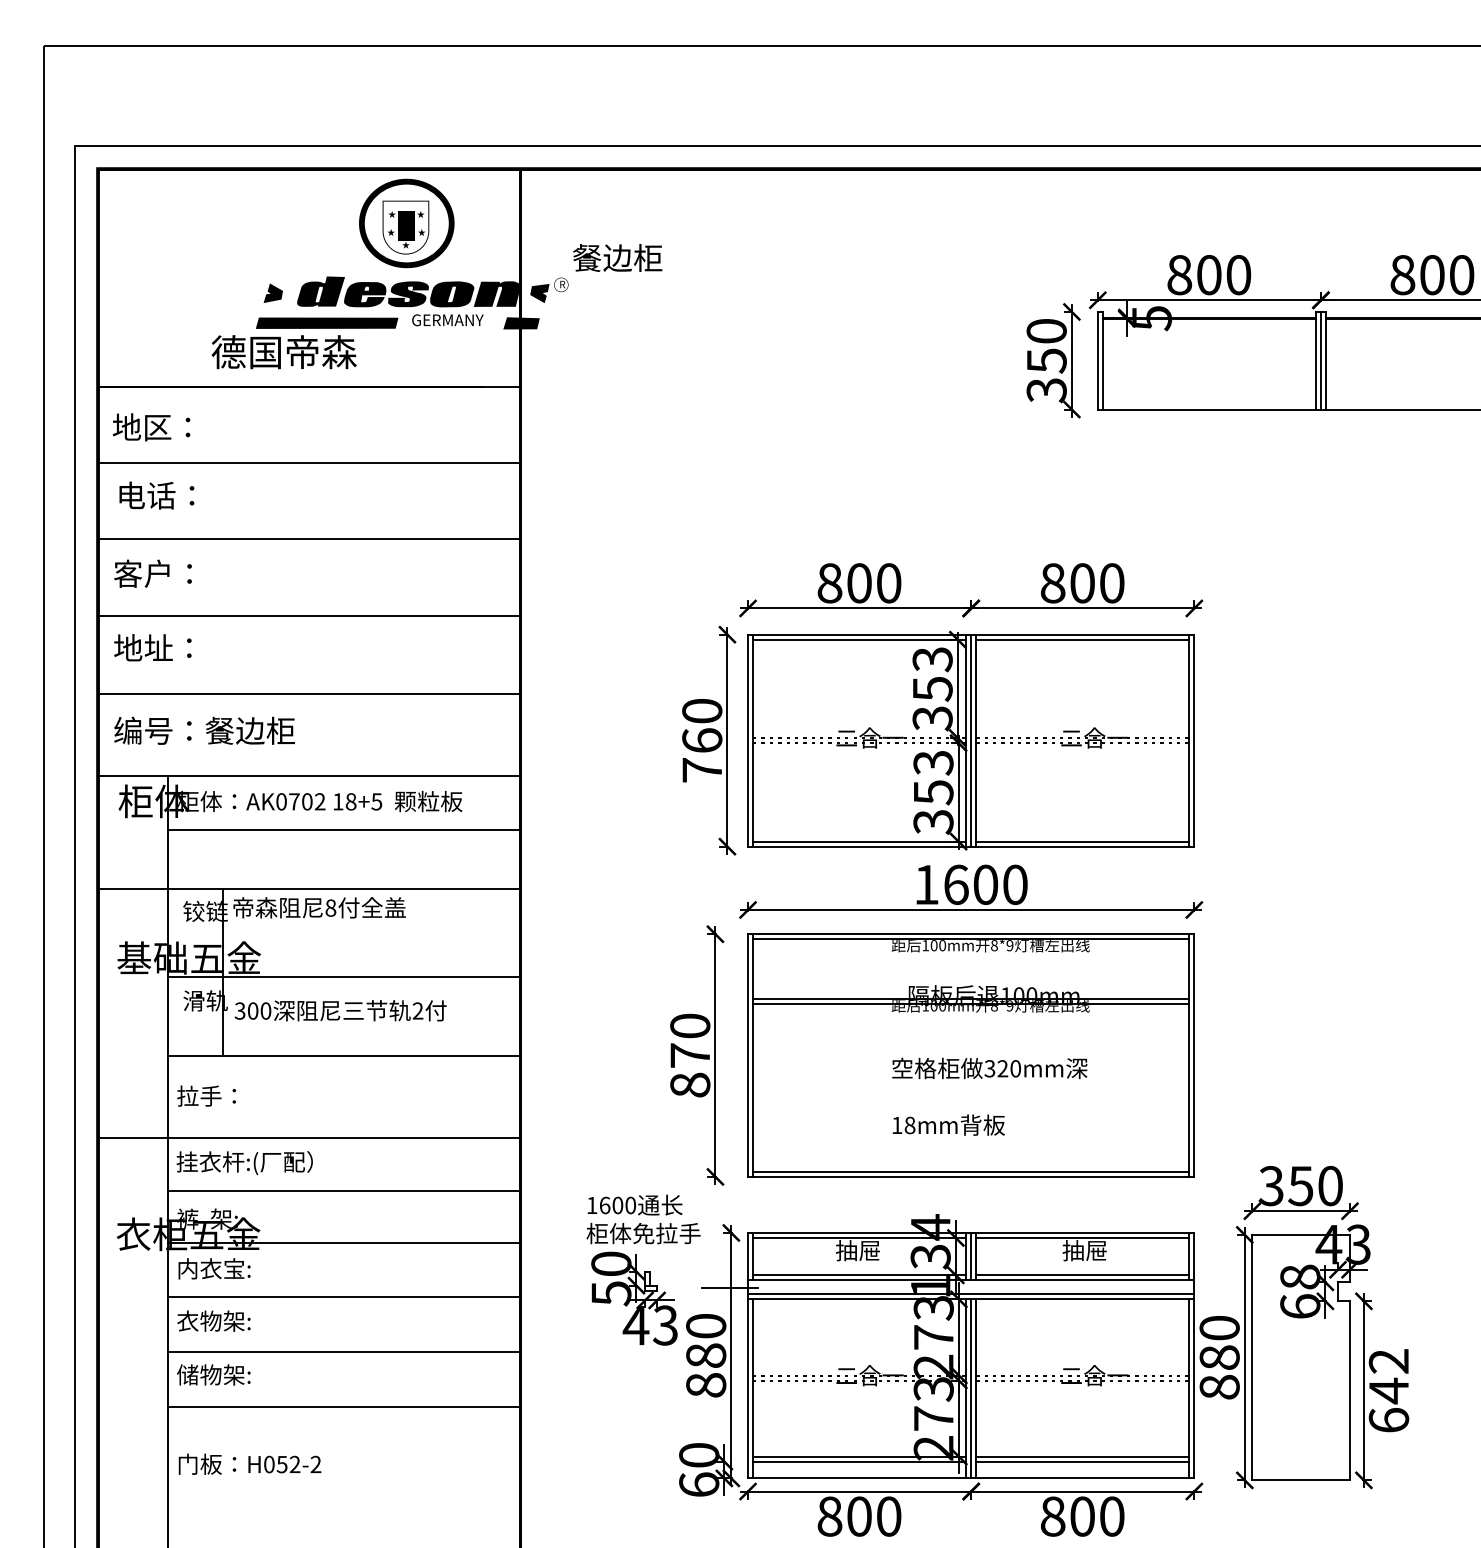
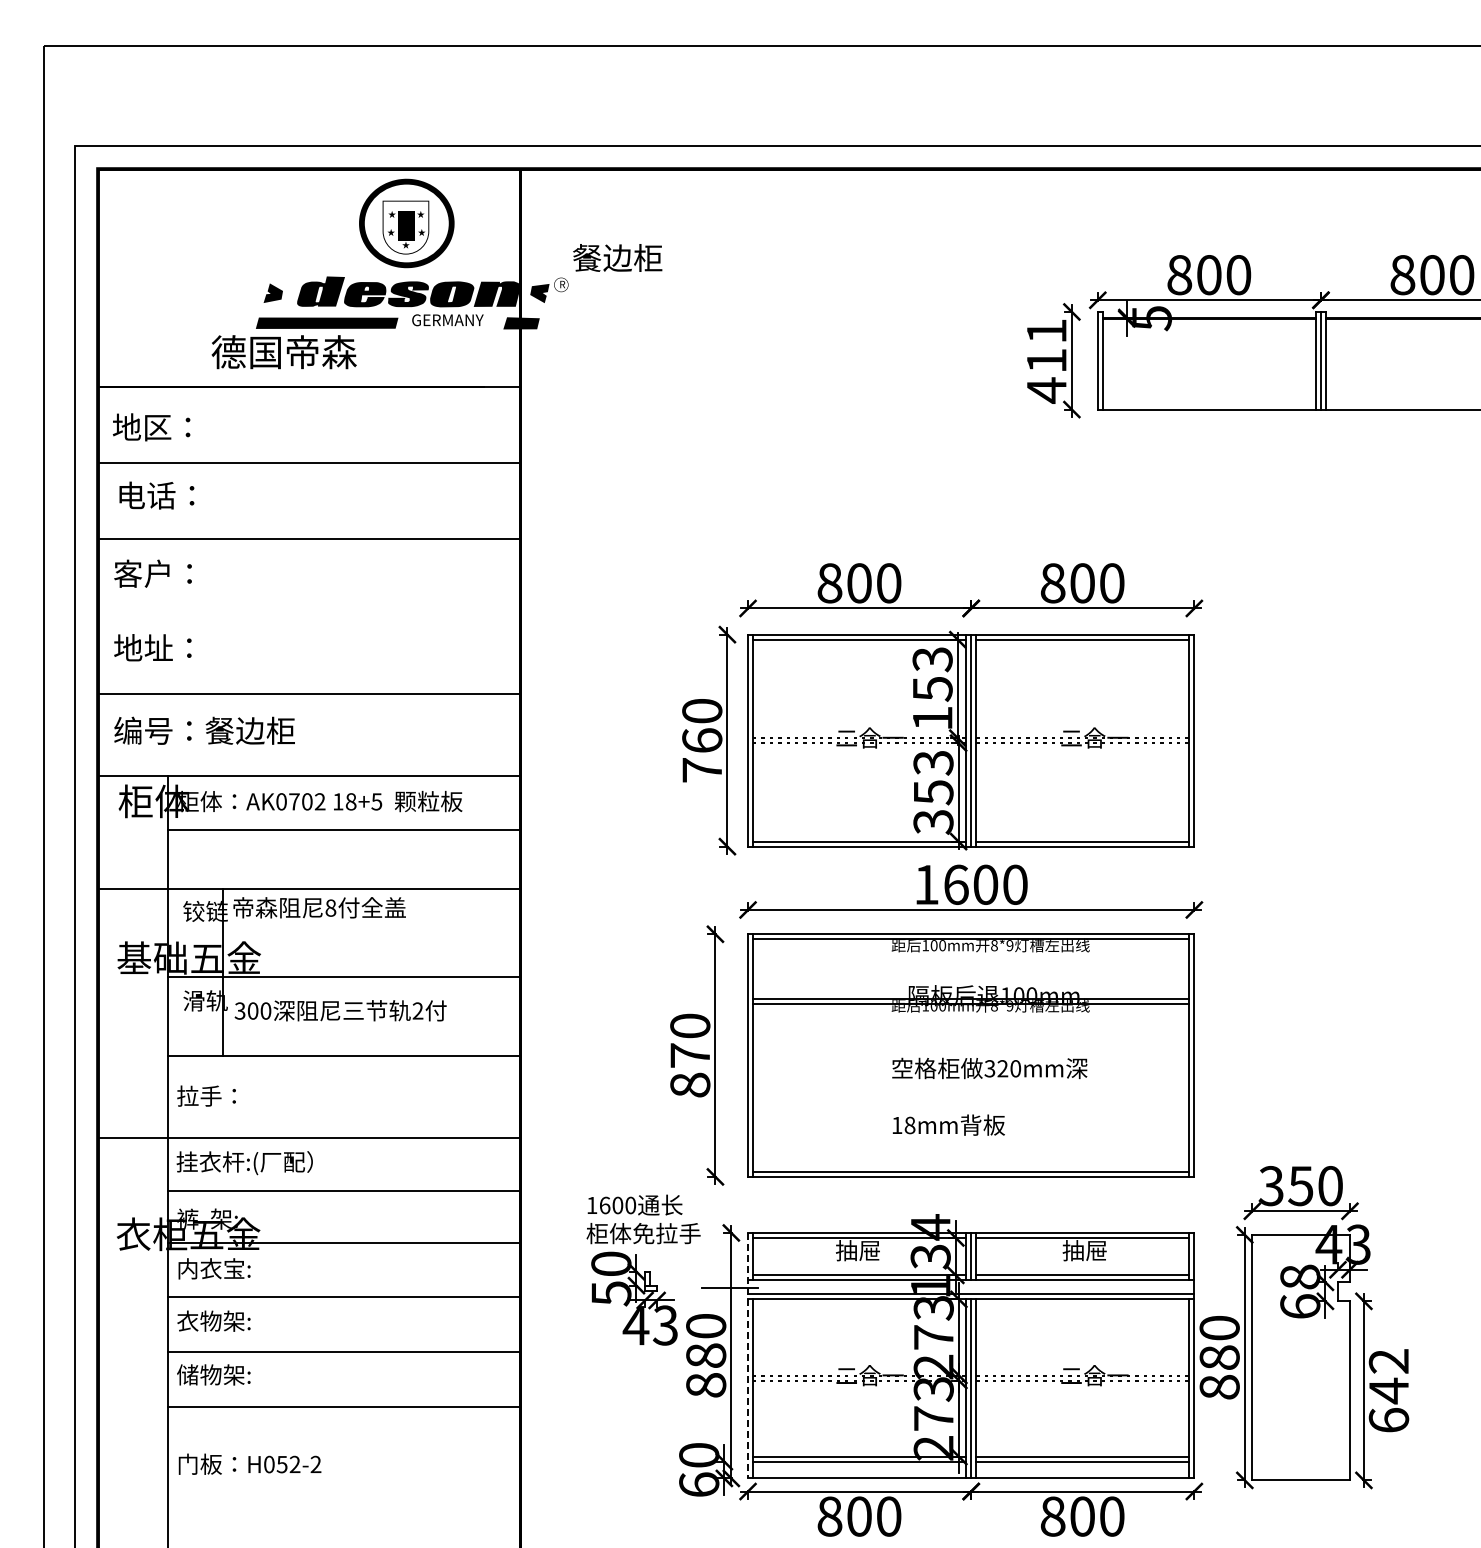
text: 350 -> 411 (1046, 361)
line: present -> none (309, 616)
text: 353 -> 153 (932, 718)
line: solid -> dashed (748, 1355)
